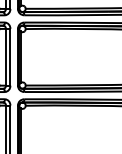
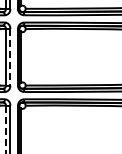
line: solid -> dashed (10, 57)
line: solid -> dashed (5, 129)
